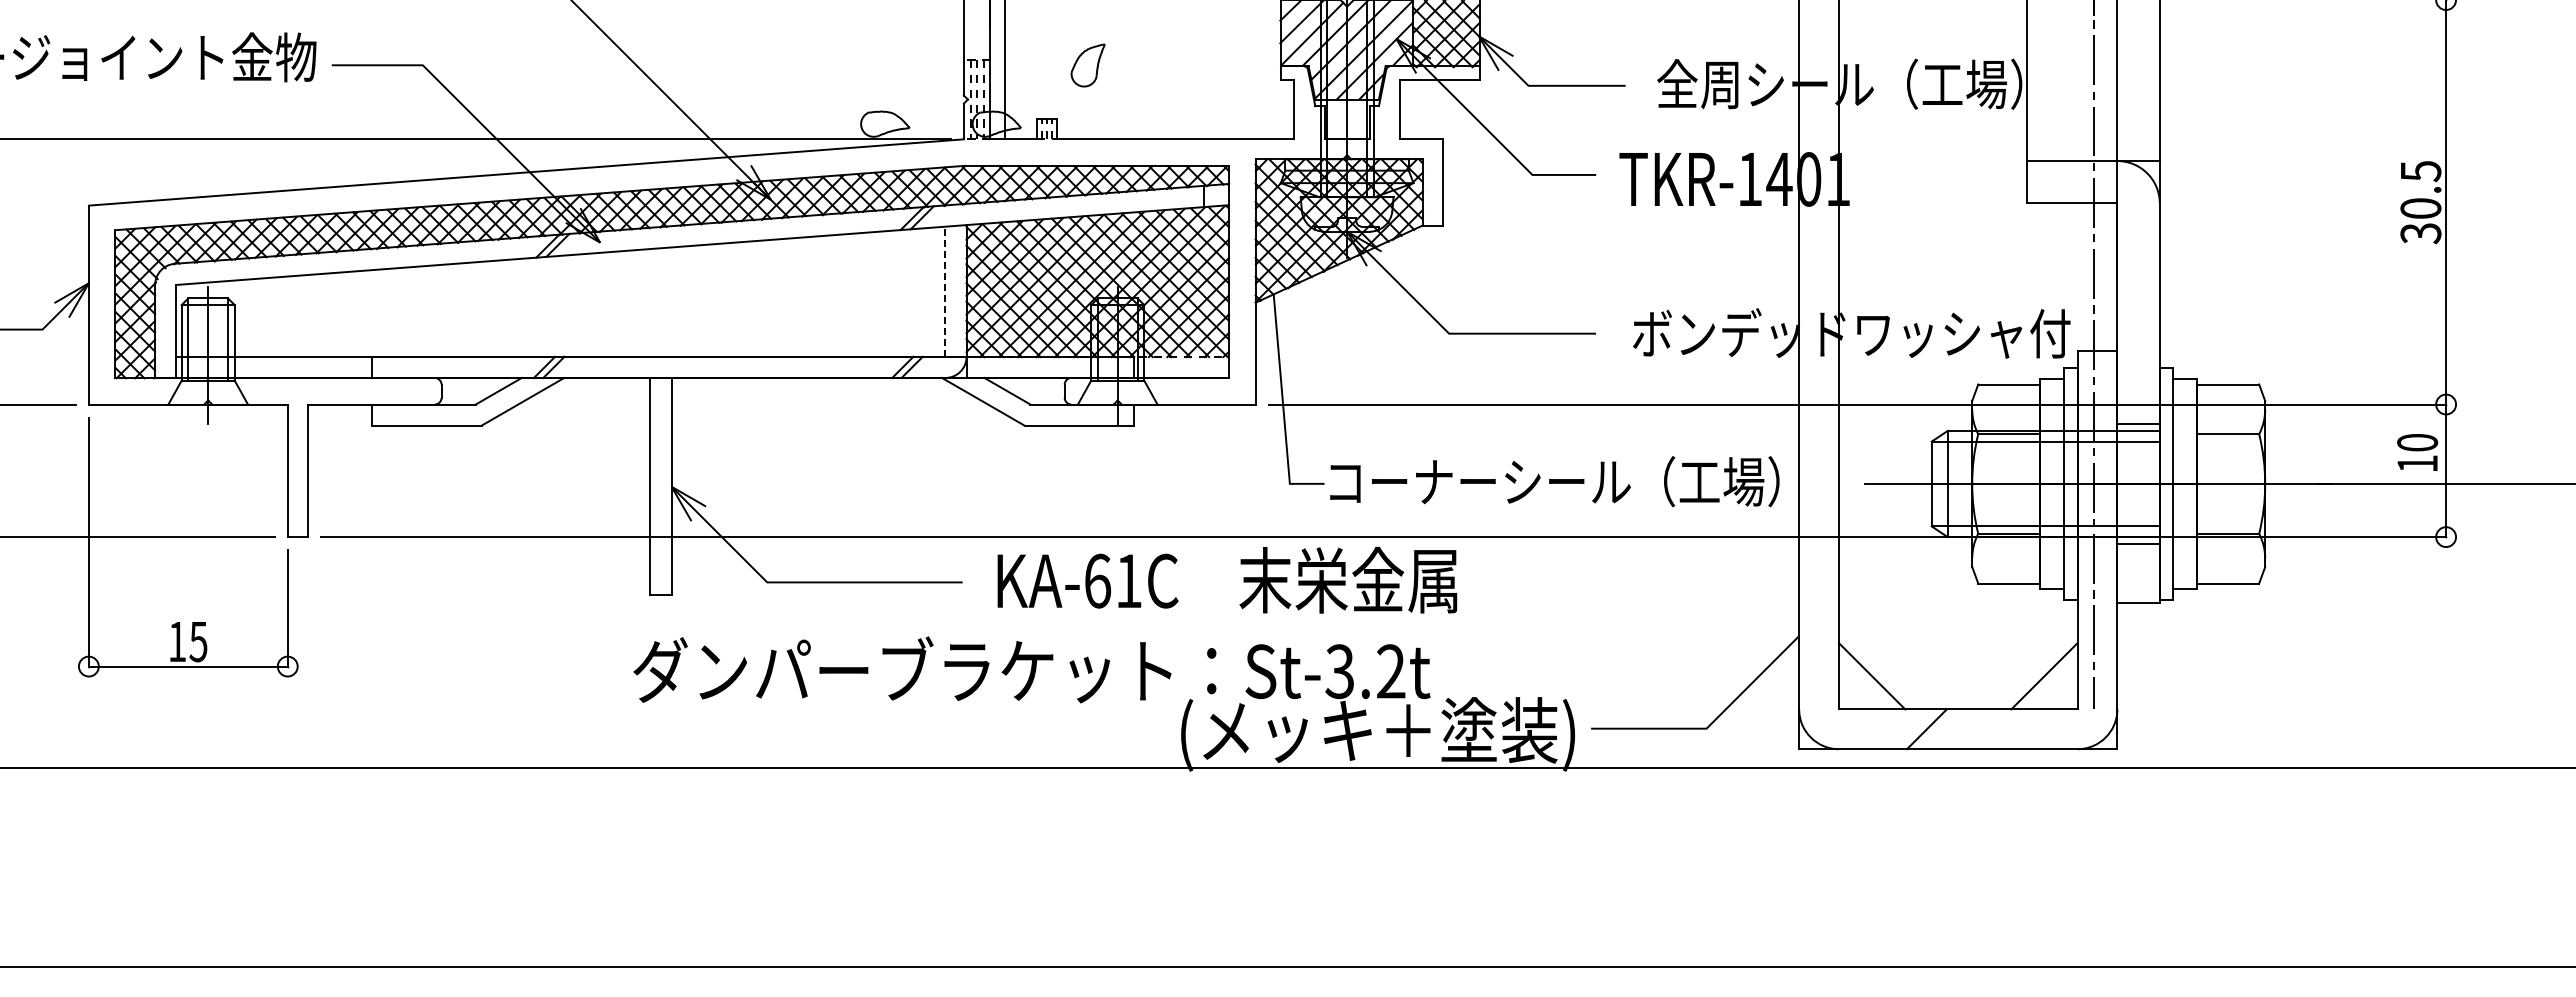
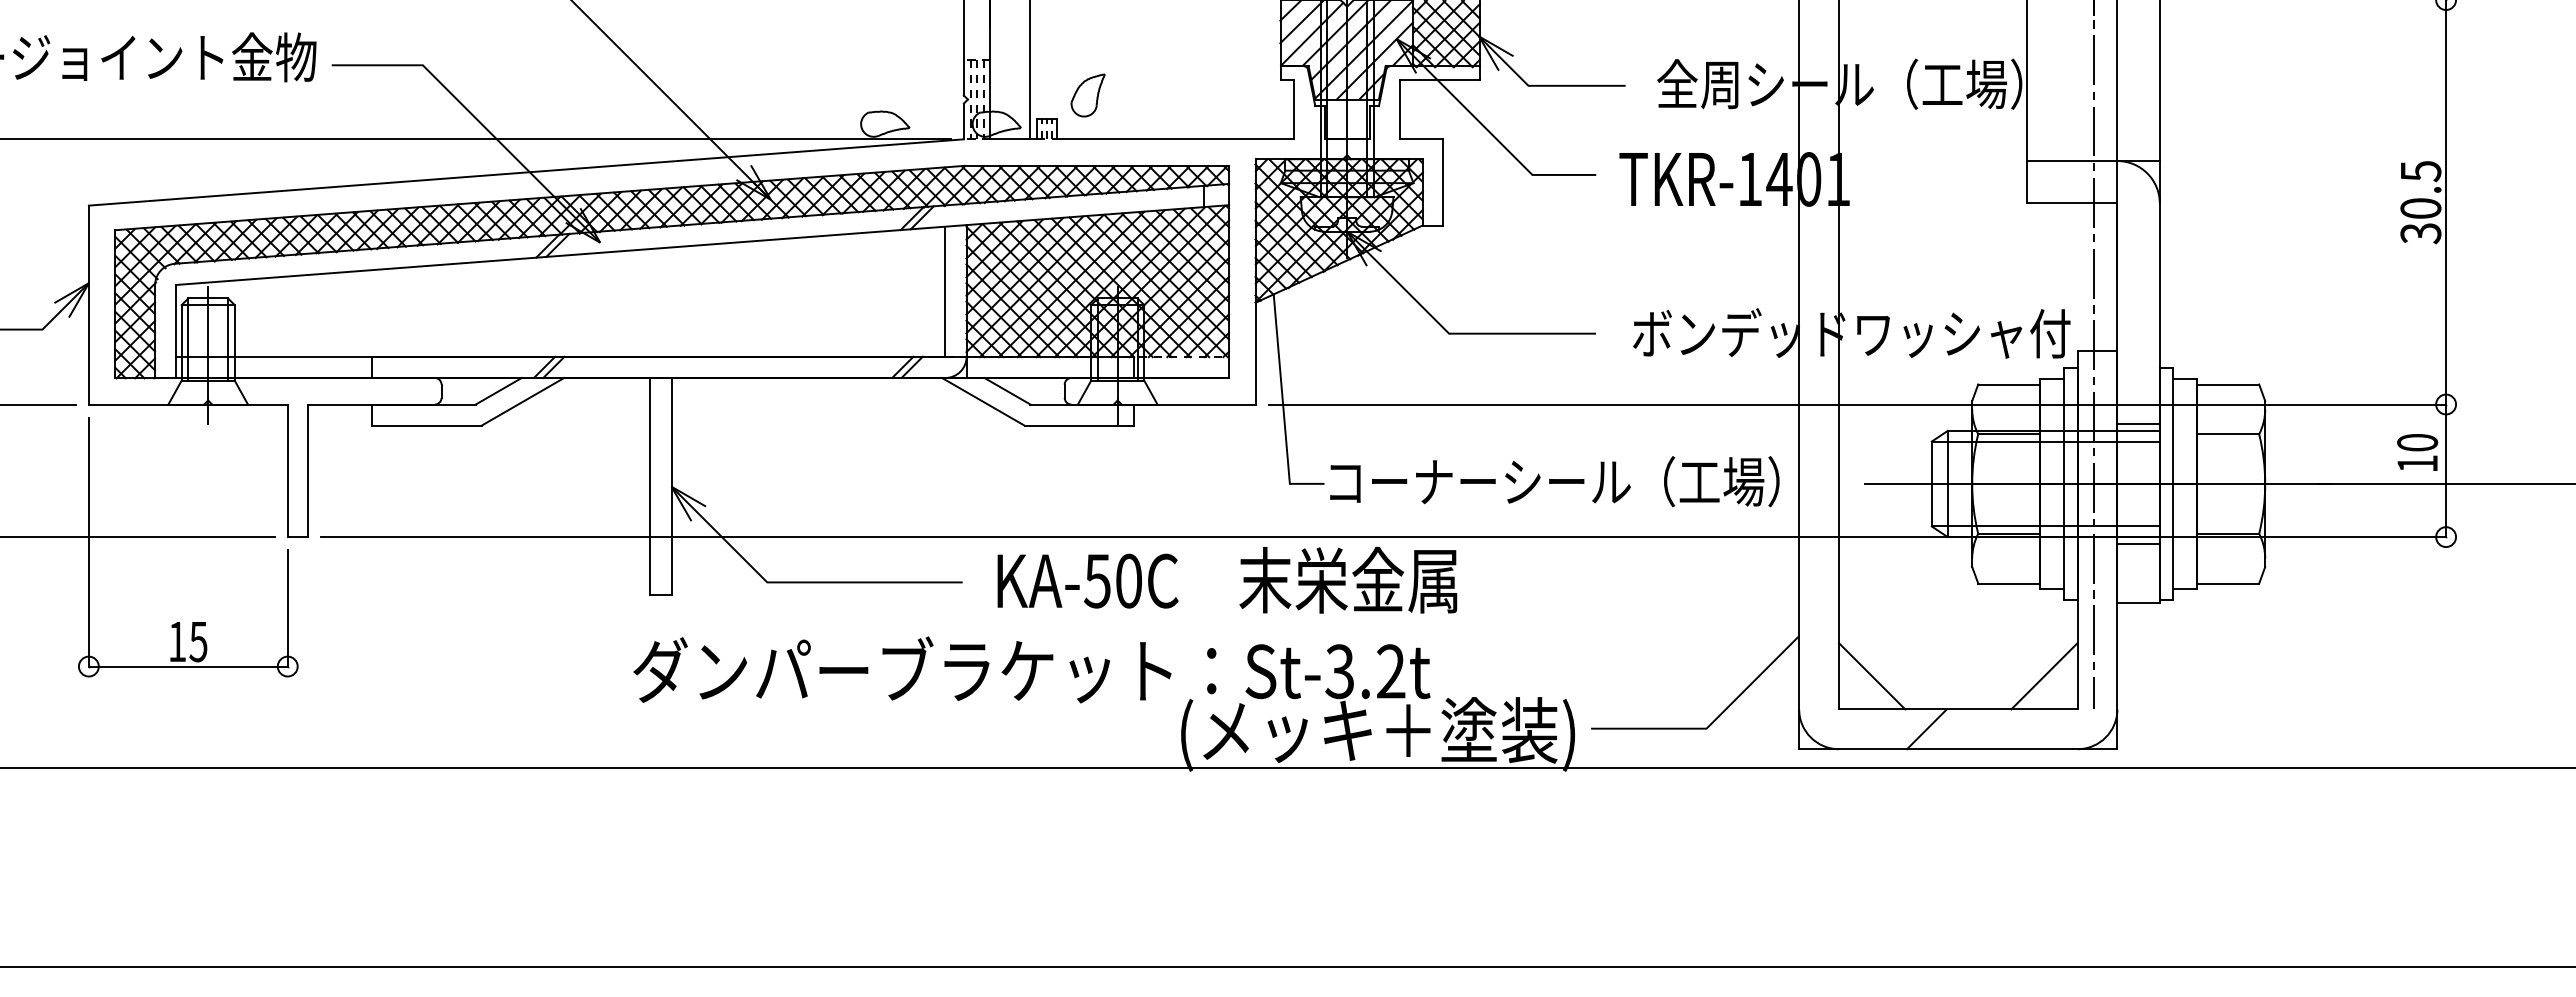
part position: (1087, 65) -> (1087, 95) (1087, 95)
line position: (1005, 70) -> (1030, 70) (1030, 70)
line: dashed -> solid (945, 291)
text: KA-61C -> KA-50C (1112, 580)
